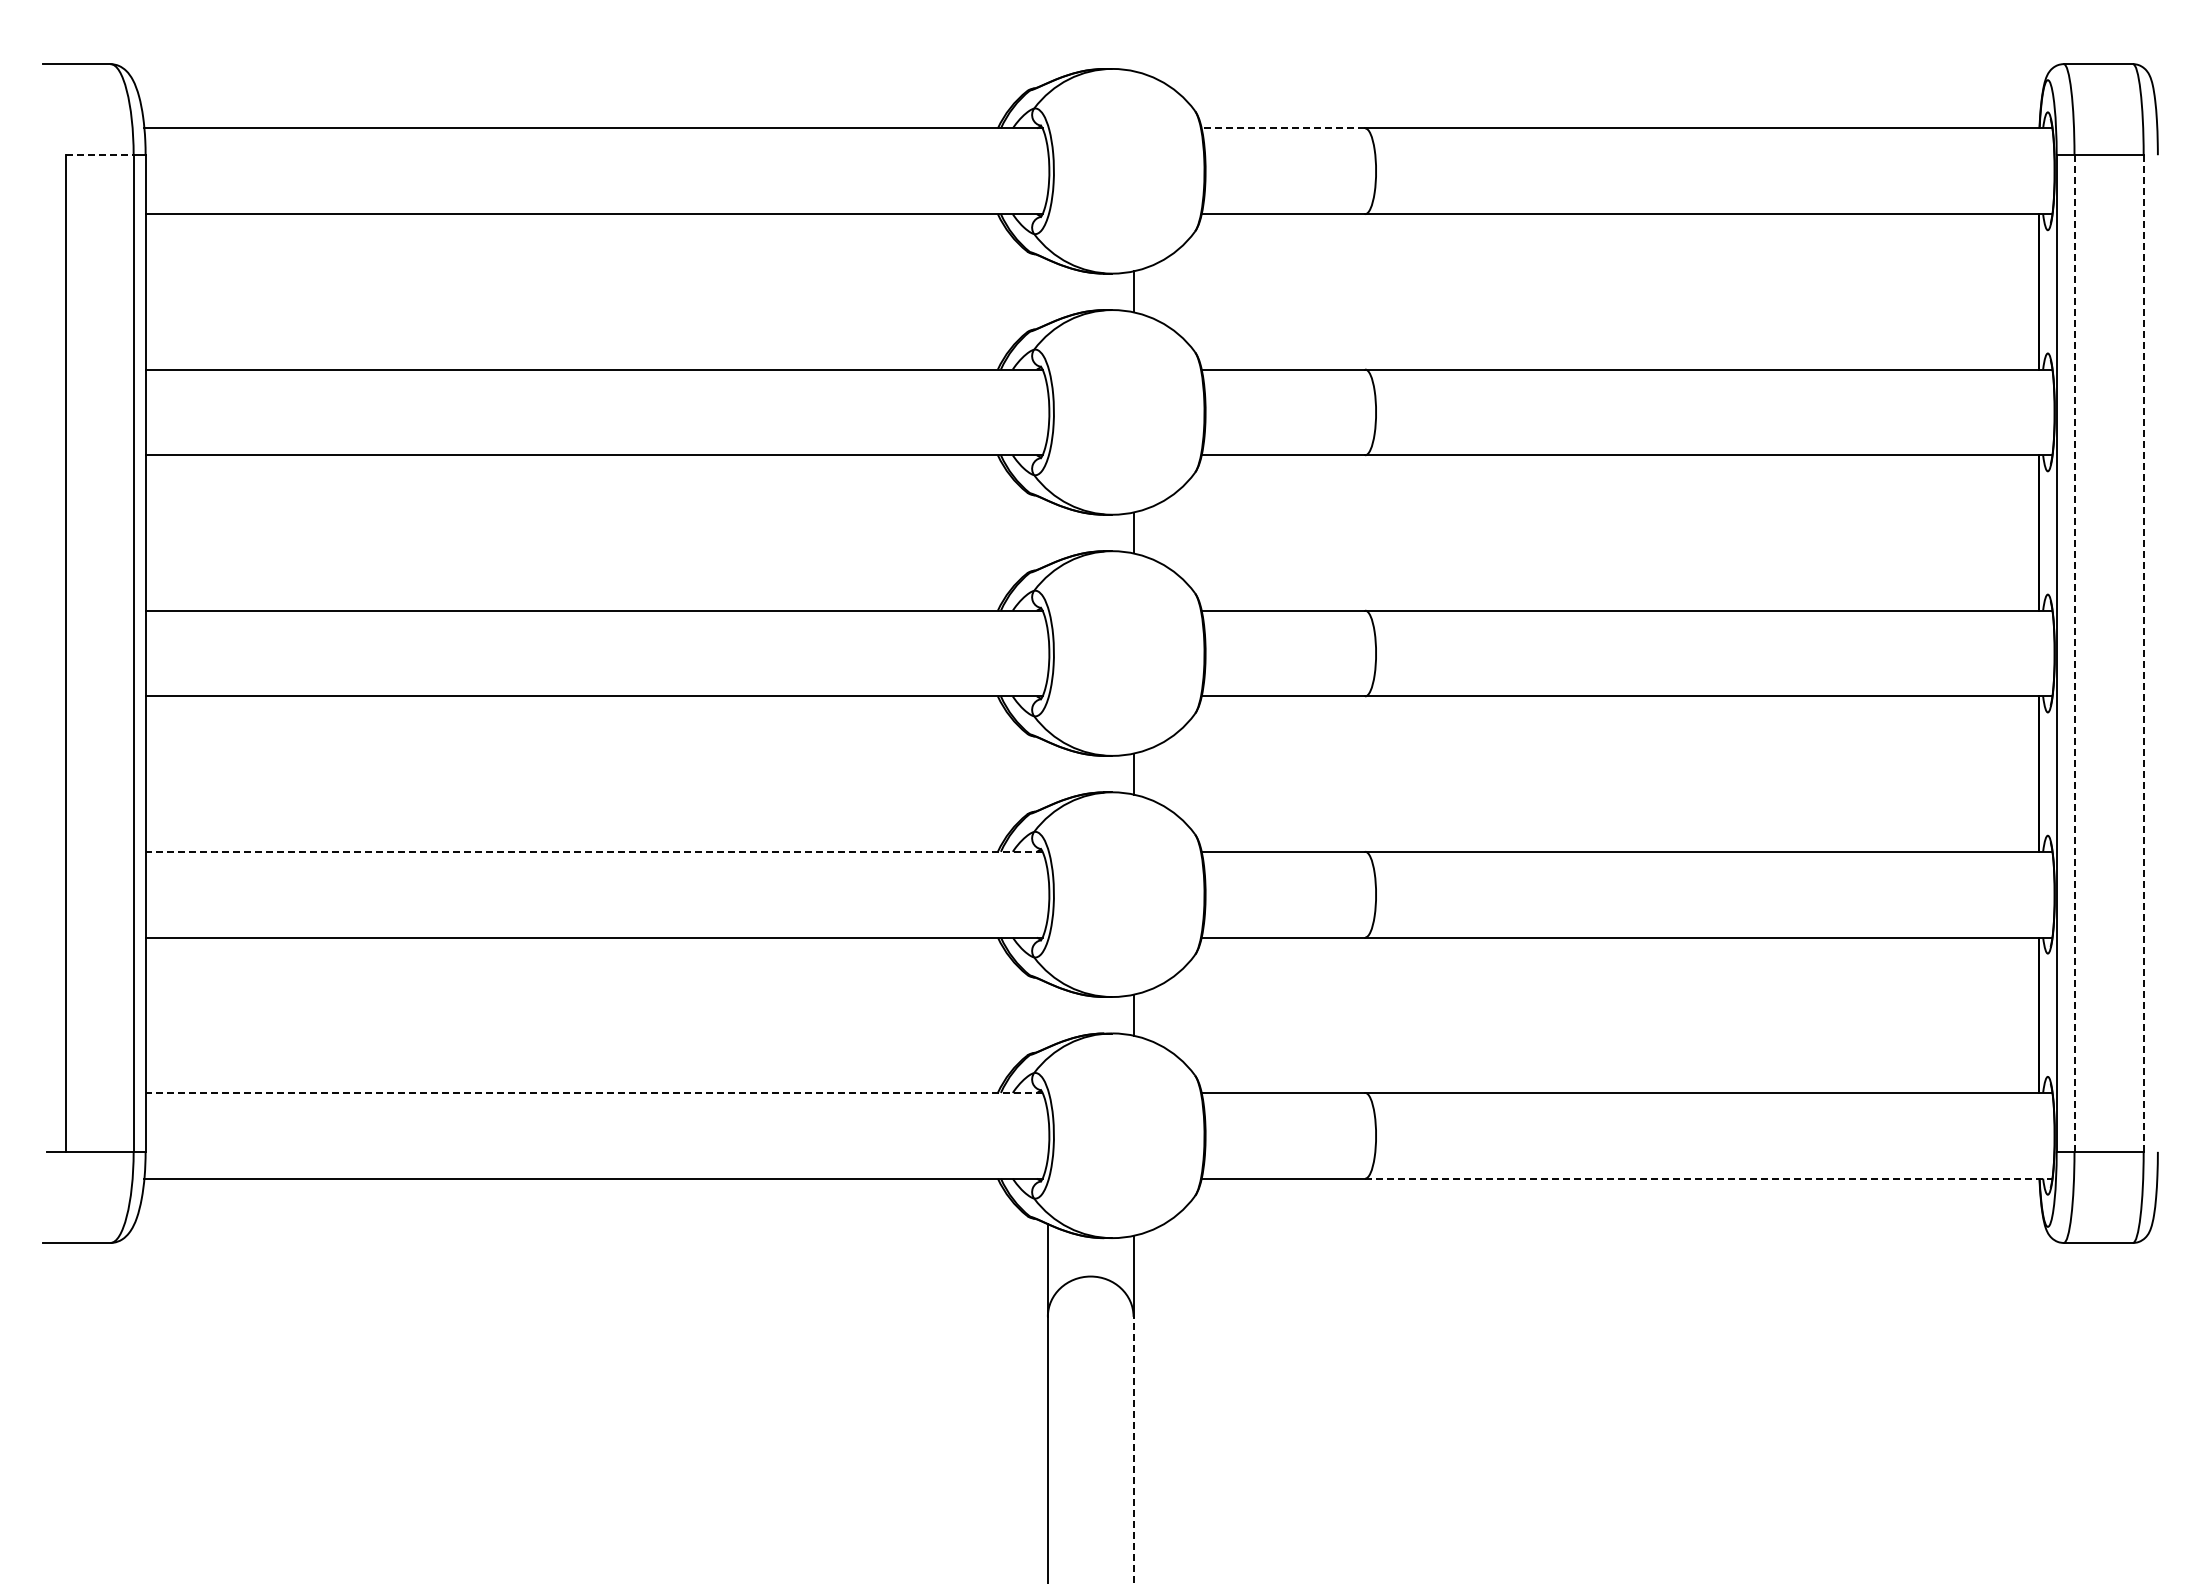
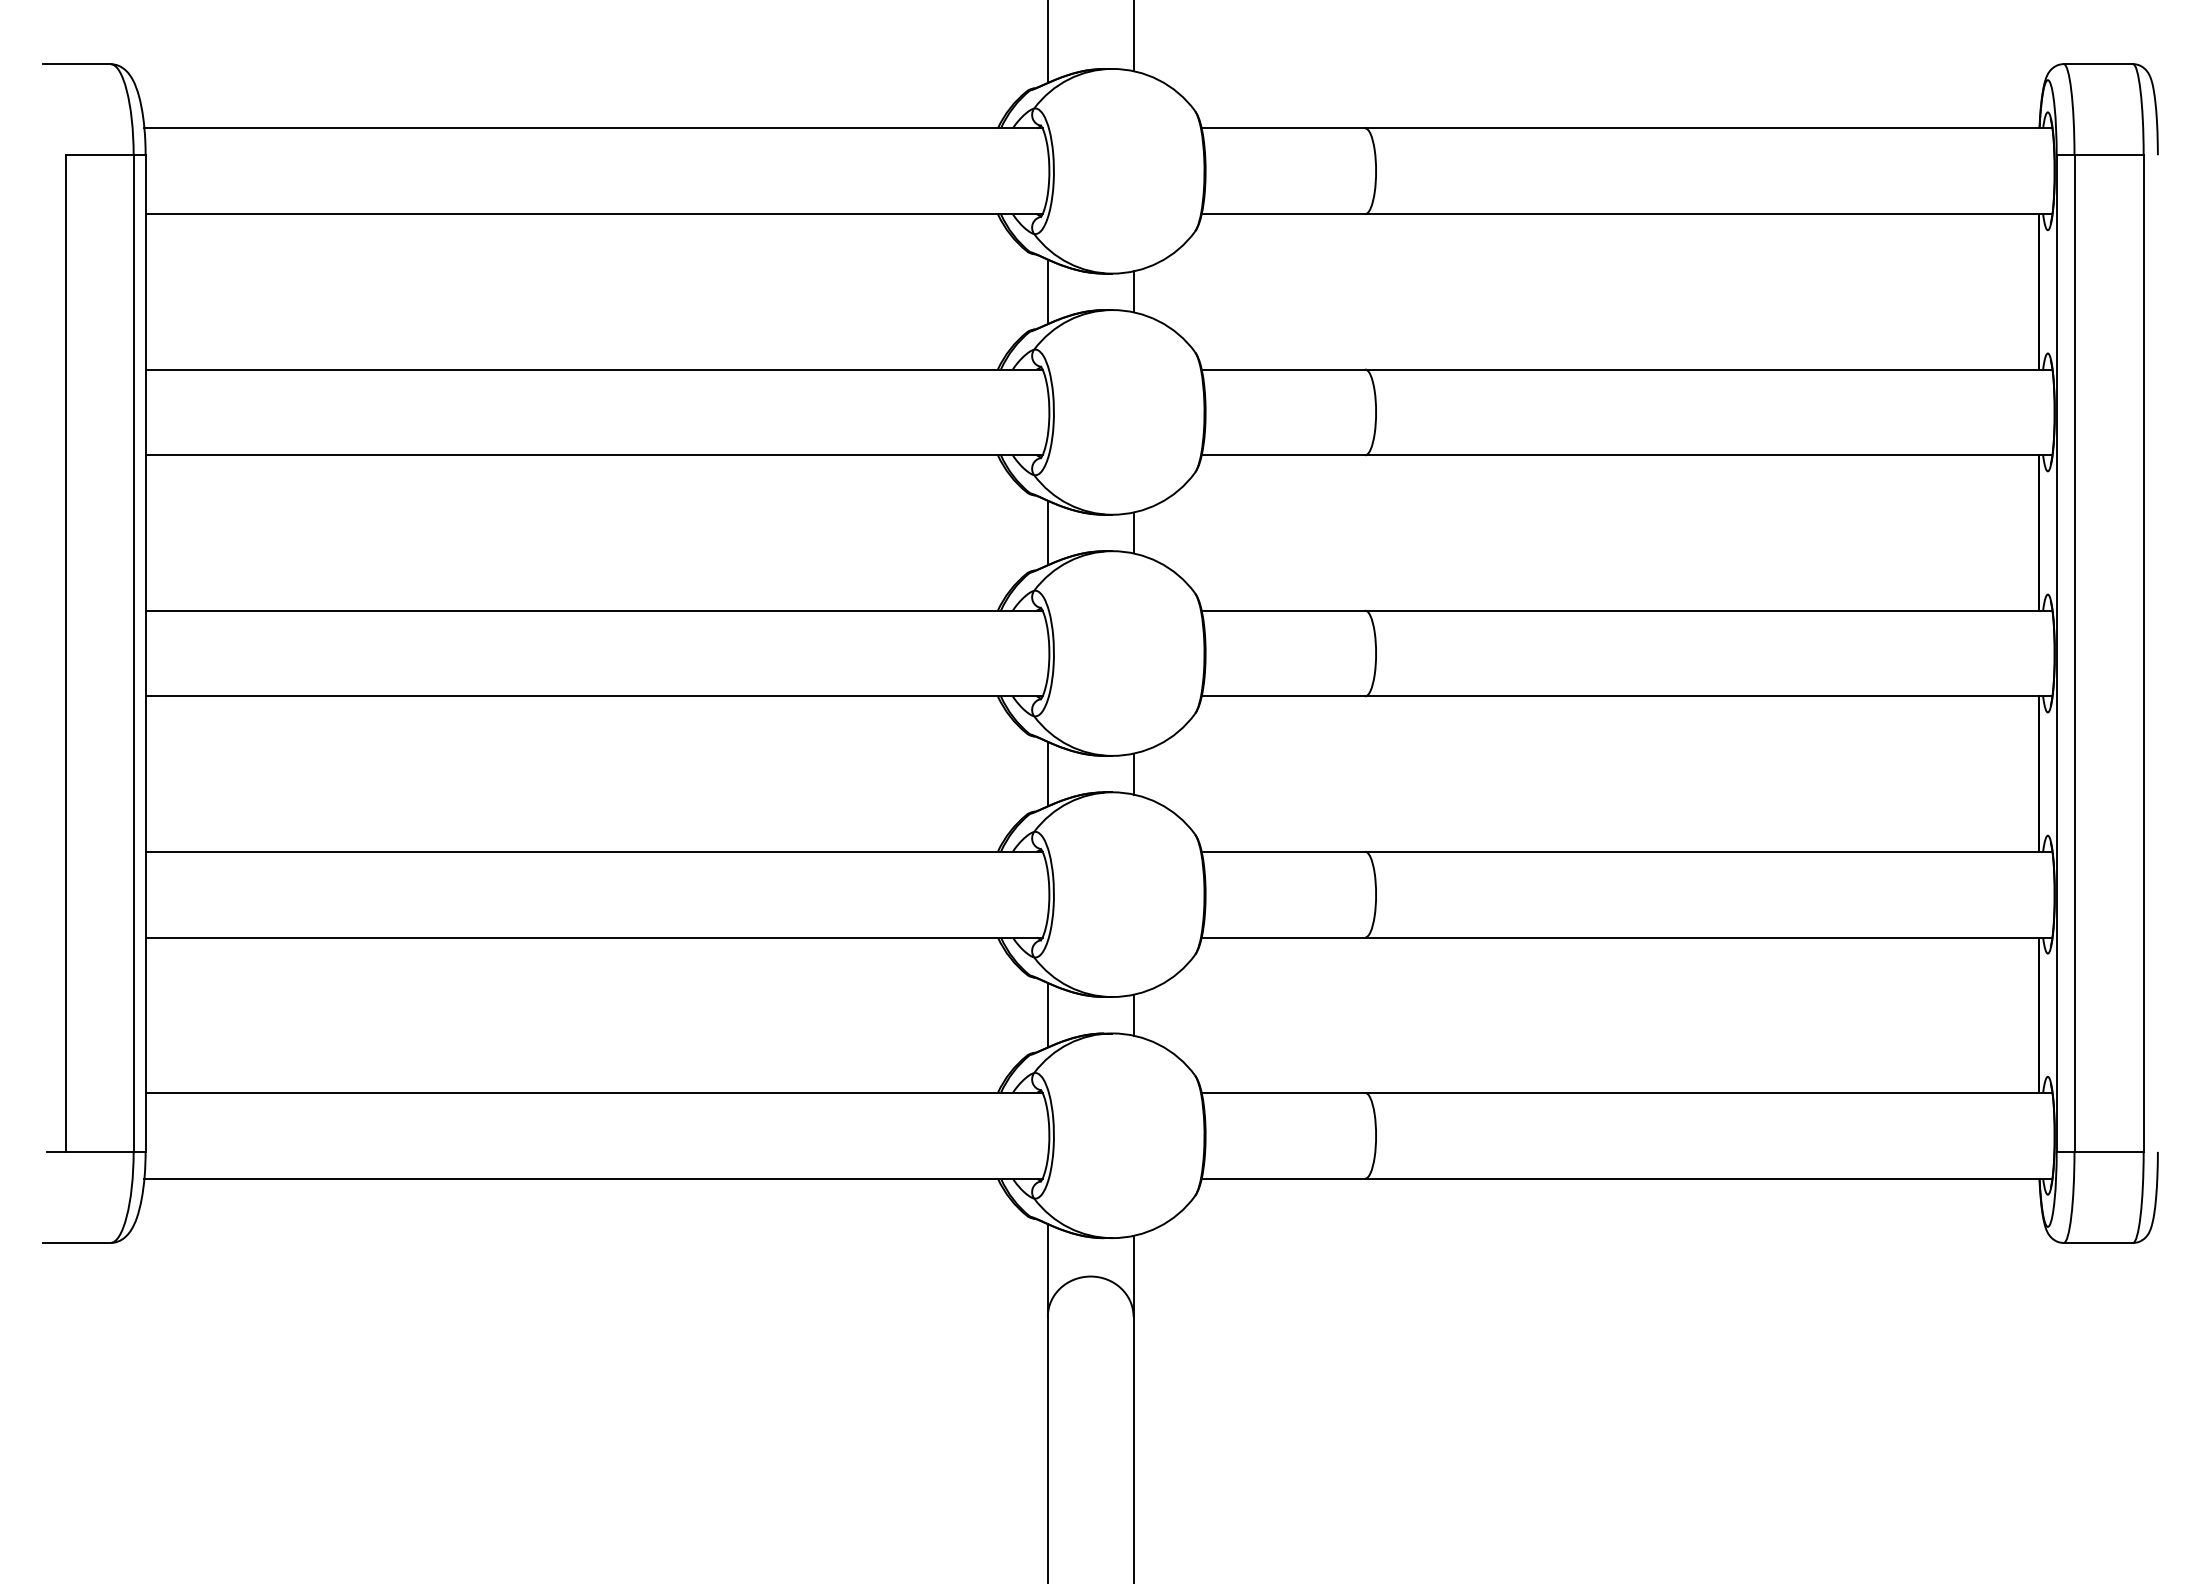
line: none -> present (1133, 36)
line: none -> present (1047, 42)
line: dashed -> solid (1283, 128)
line: dashed -> solid (99, 155)
line: none -> present (1047, 291)
line: none -> present (1047, 532)
line: dashed -> solid (2074, 653)
line: dashed -> solid (2143, 654)
line: none -> present (1047, 773)
line: dashed -> solid (593, 851)
line: none -> present (1047, 1015)
line: dashed -> solid (593, 1092)
line: dashed -> solid (1708, 1178)
line: dashed -> solid (1133, 1449)
